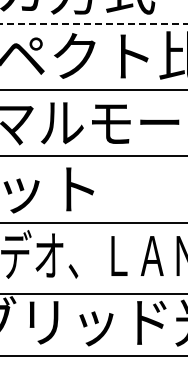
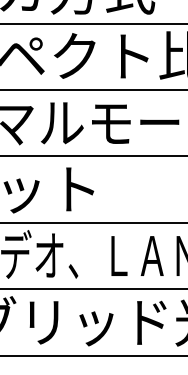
line: dashed -> solid (94, 23)
line position: (93, 294) -> (93, 289) (93, 289)
